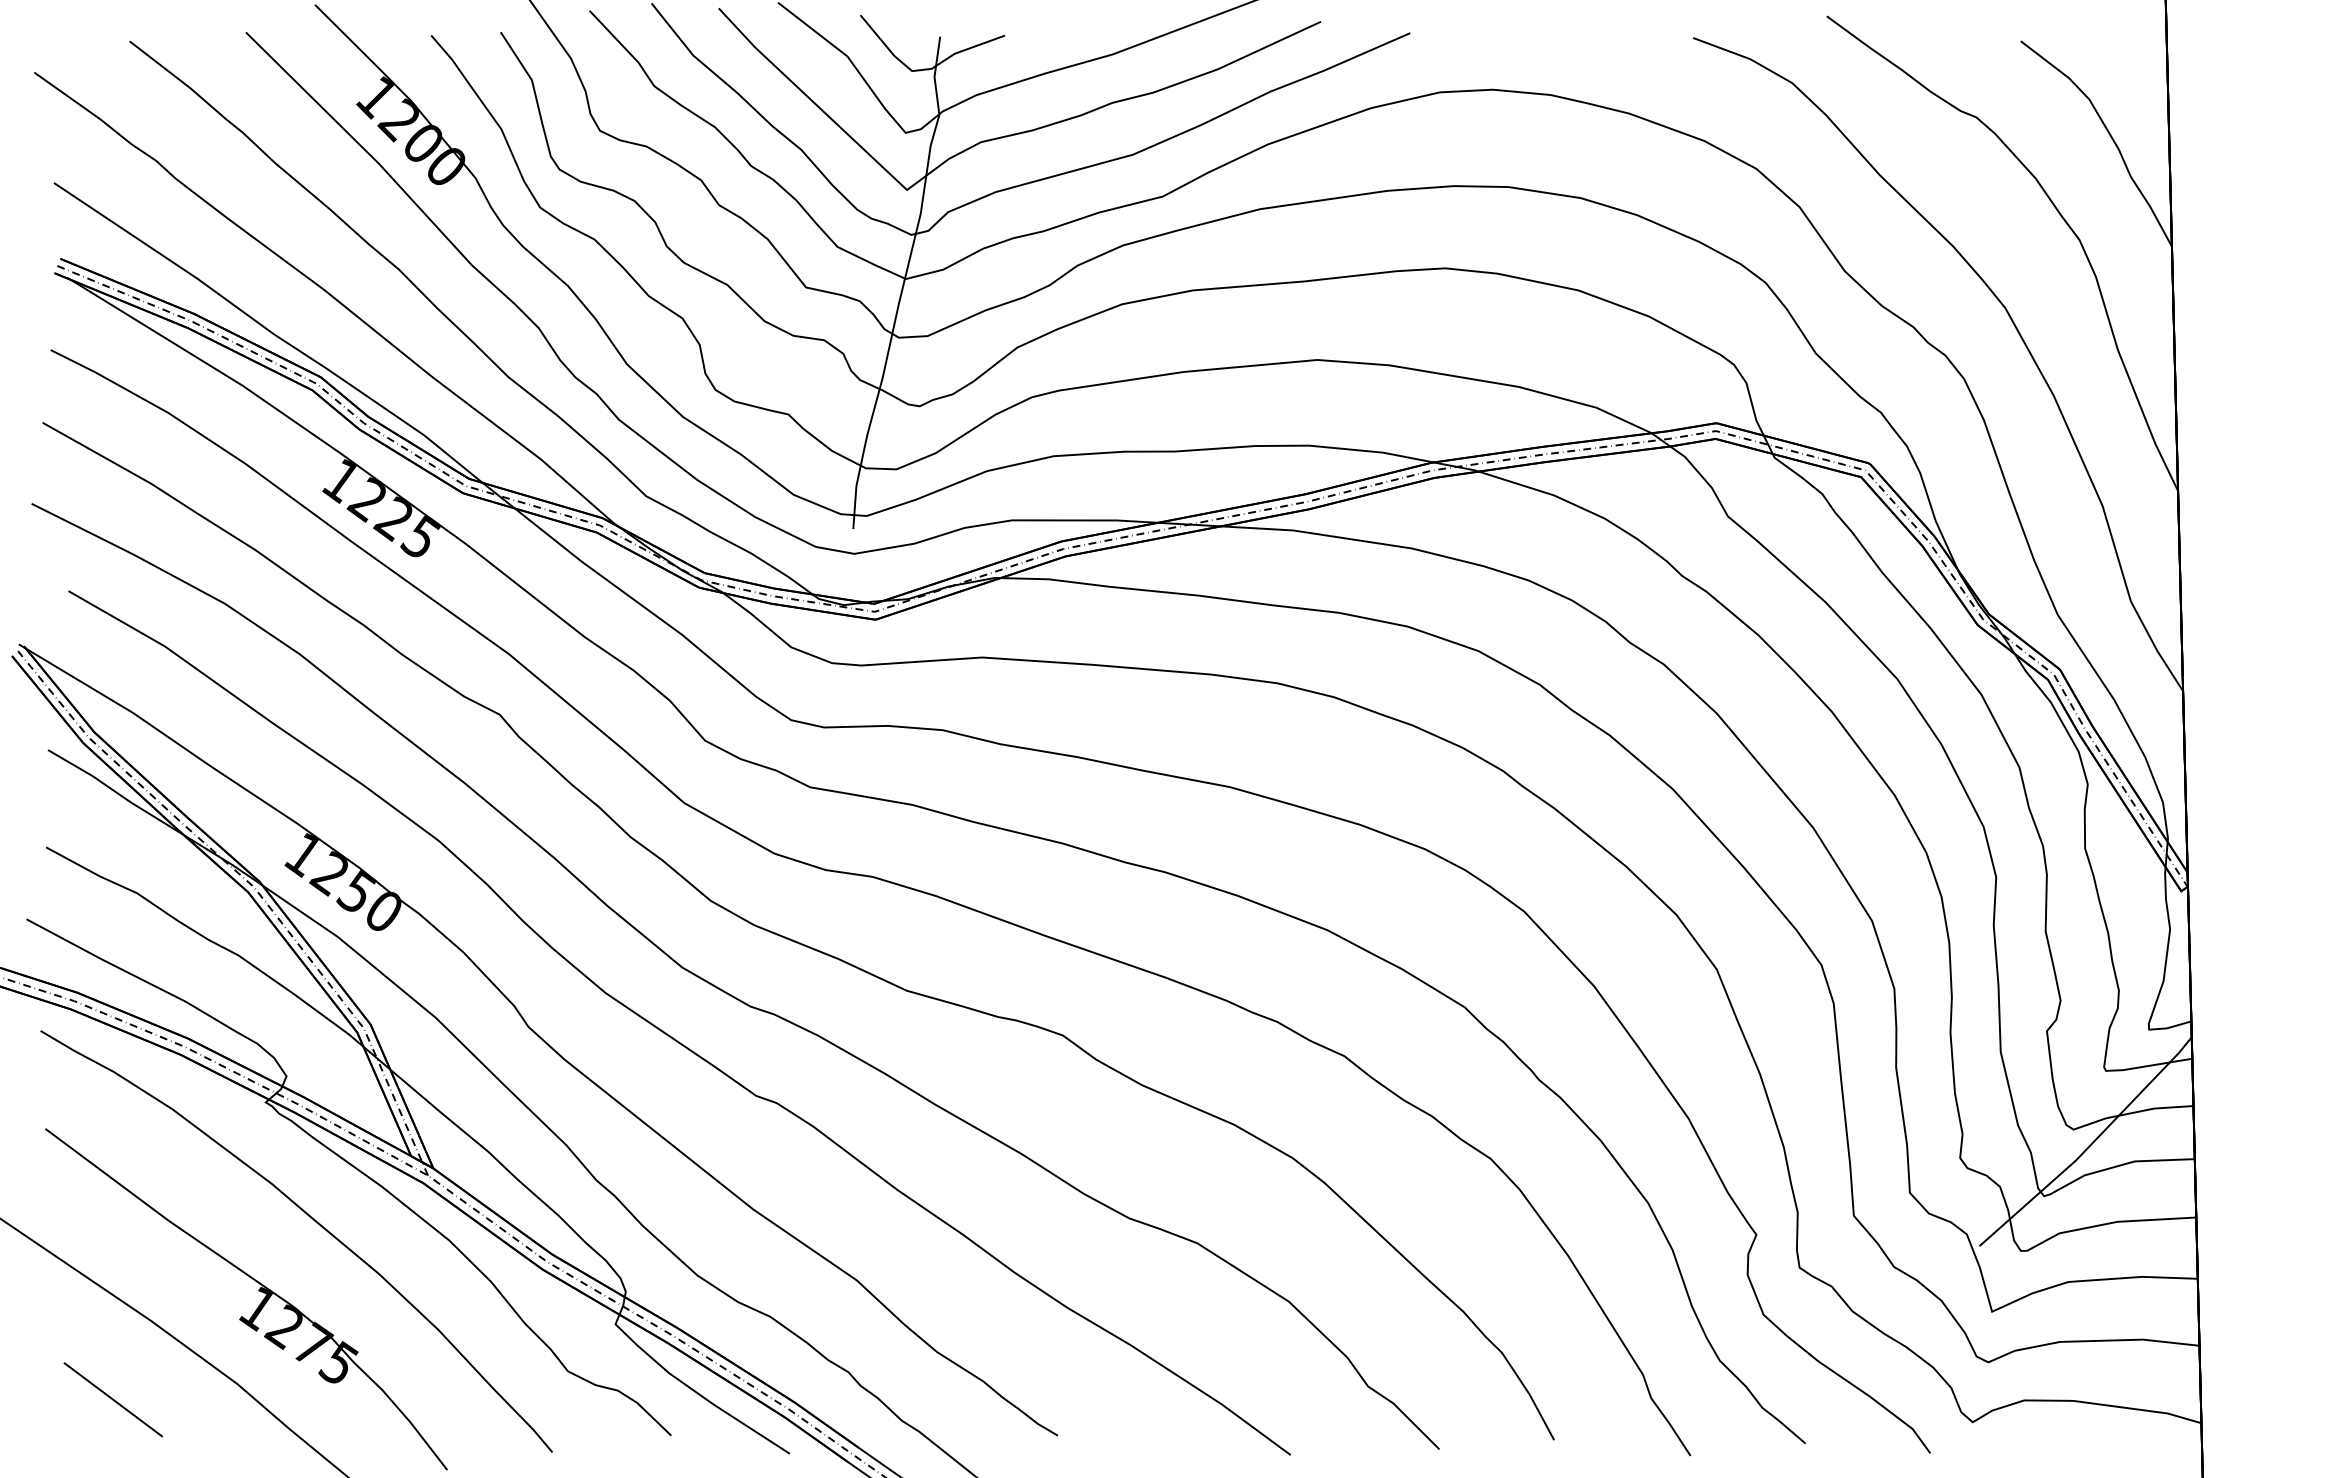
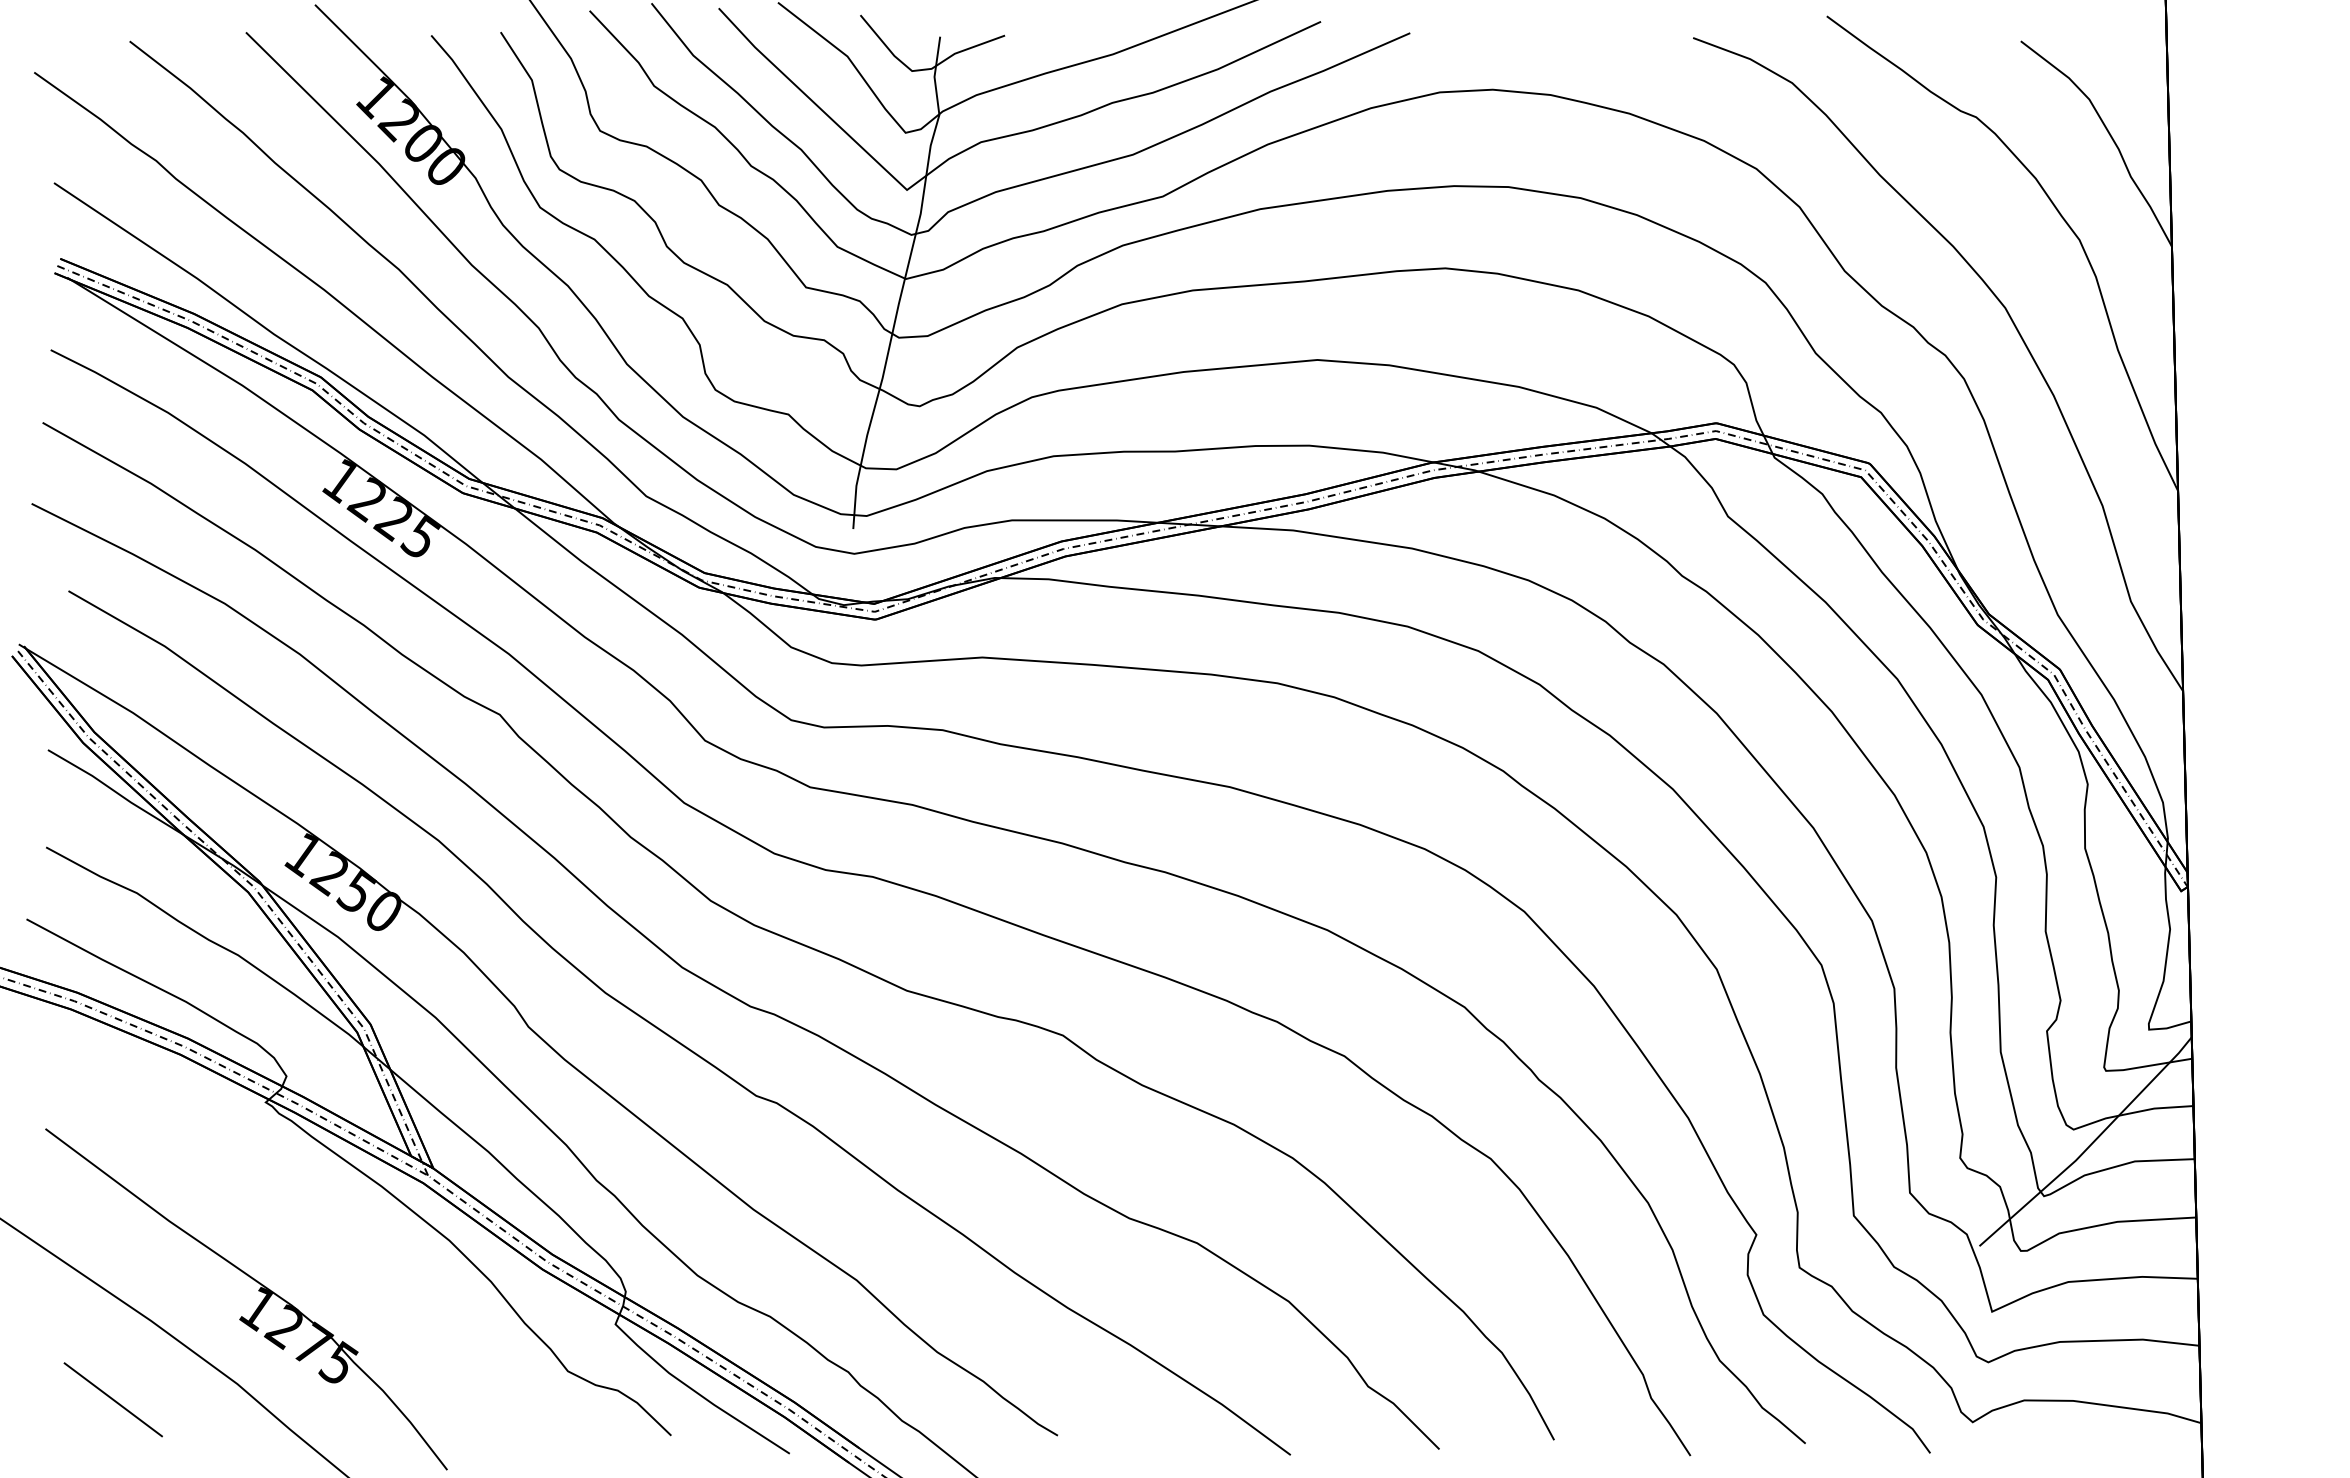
curve: present -> none (315, 1222)
